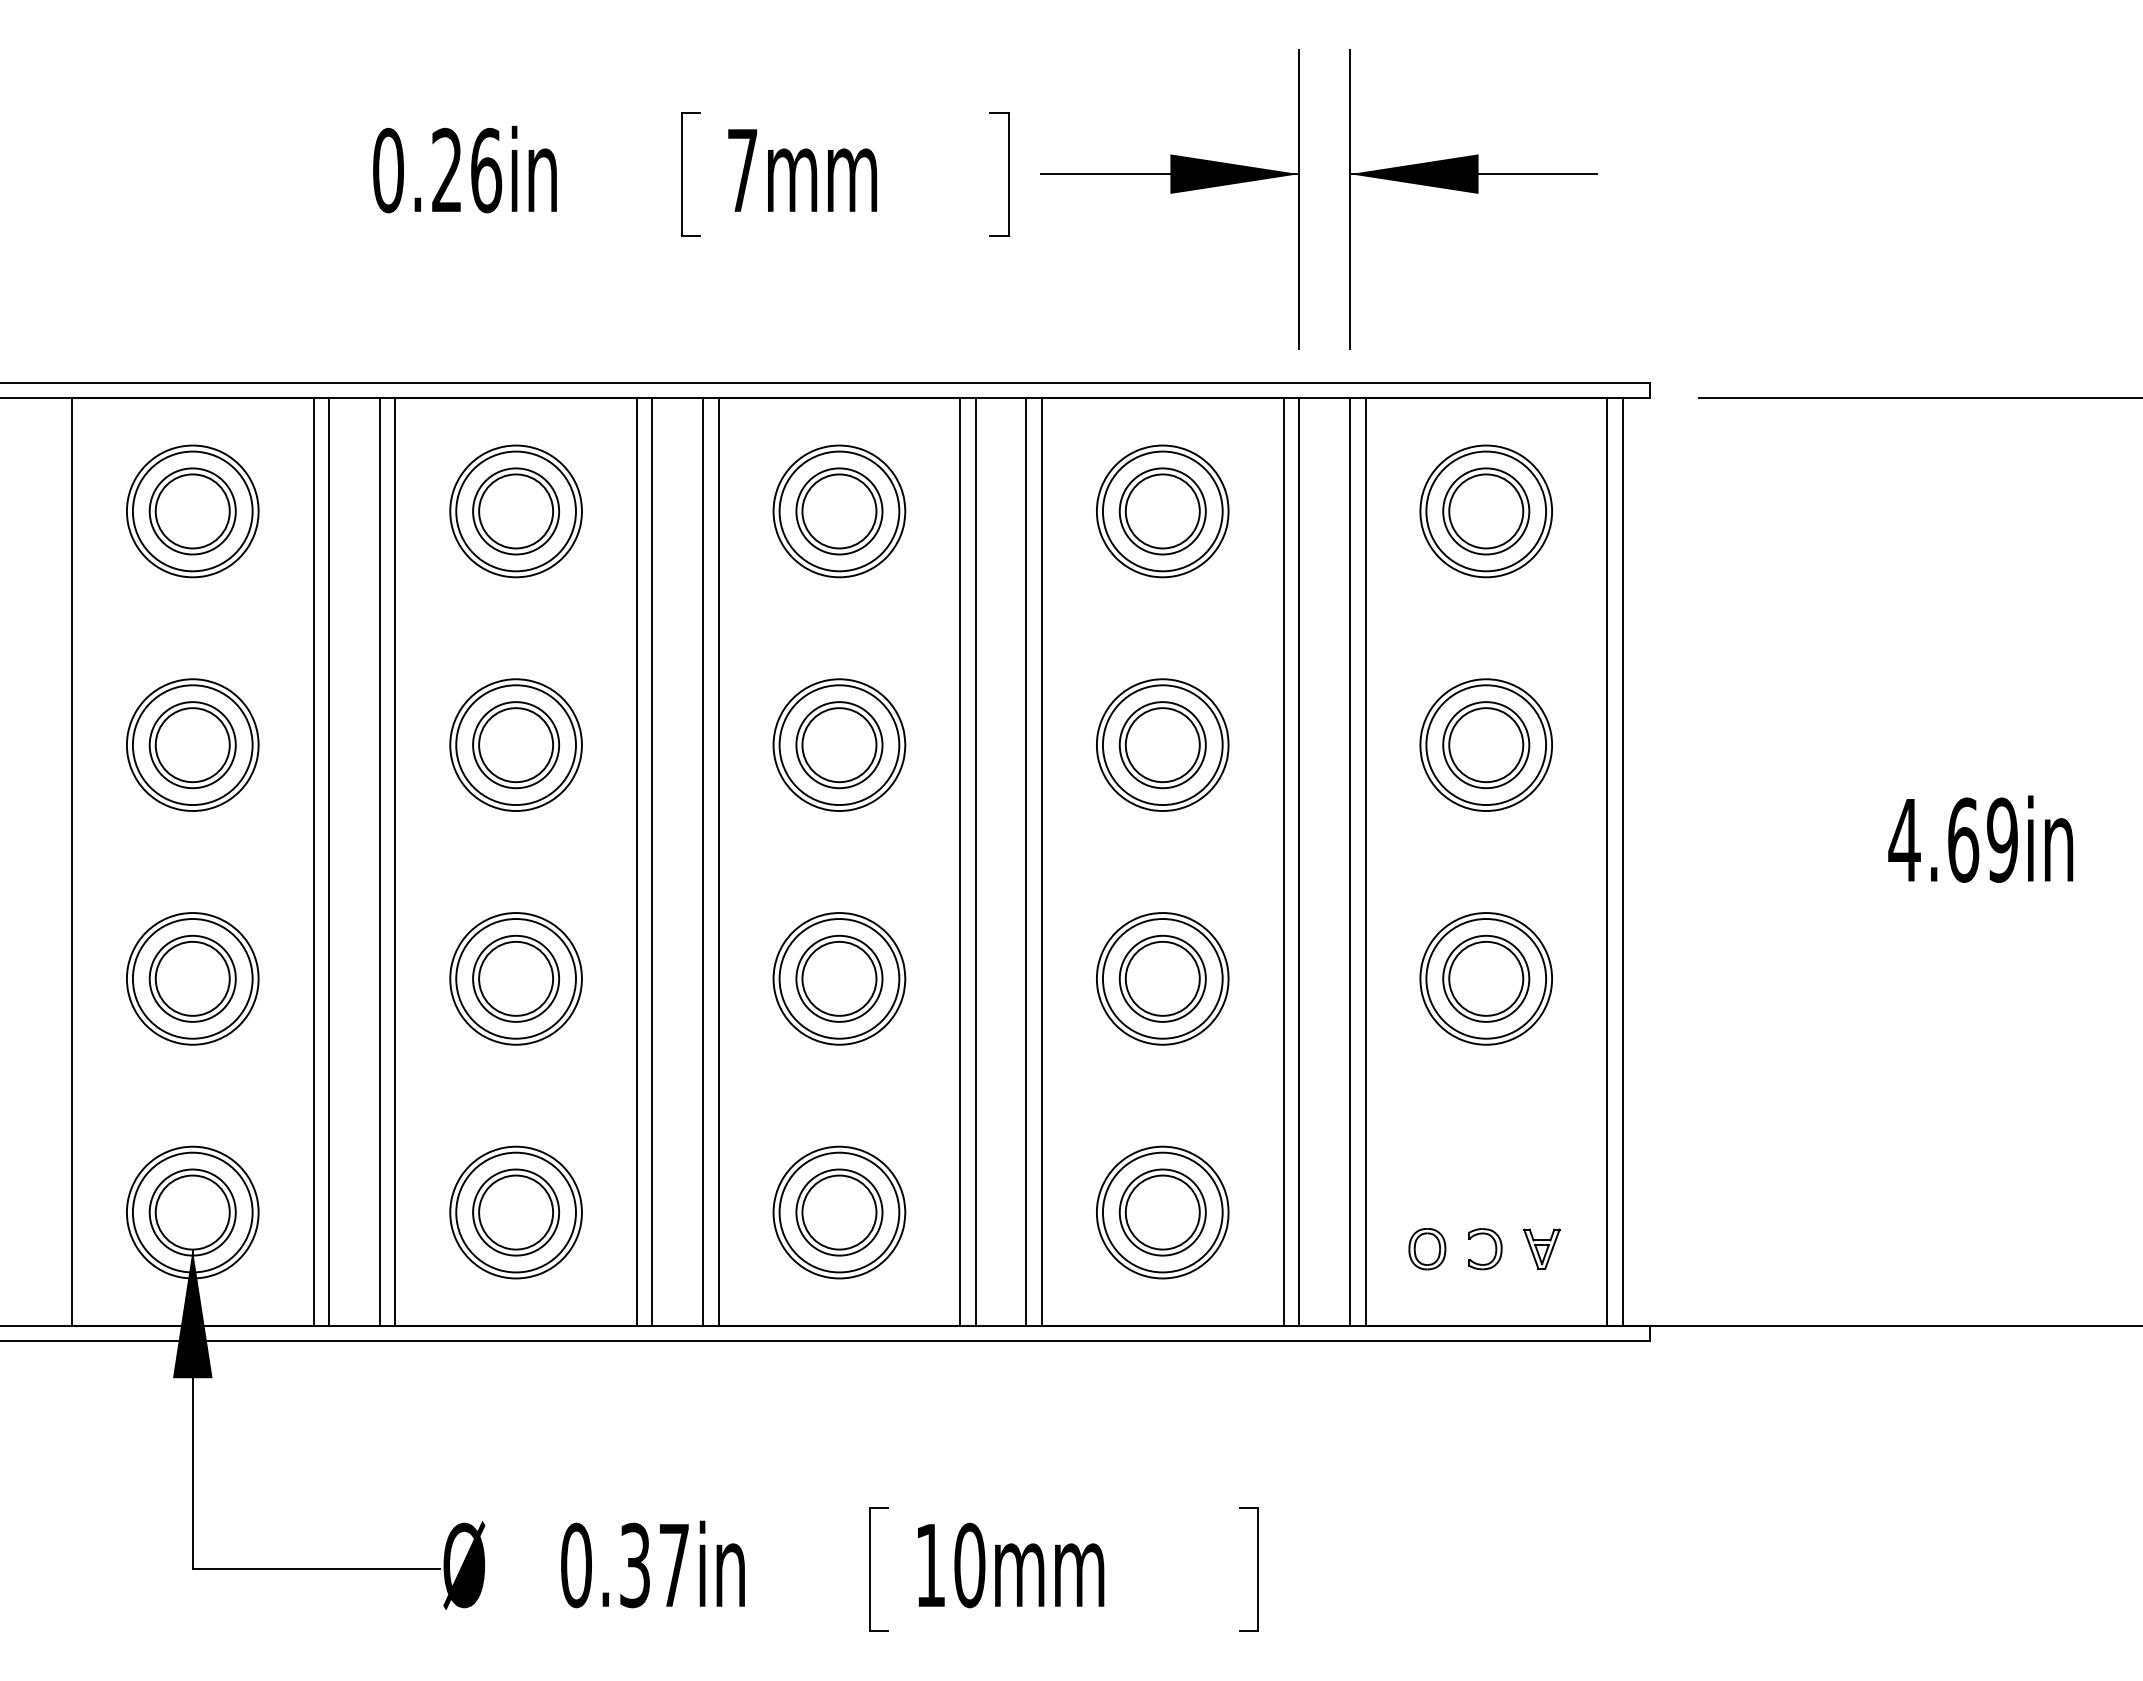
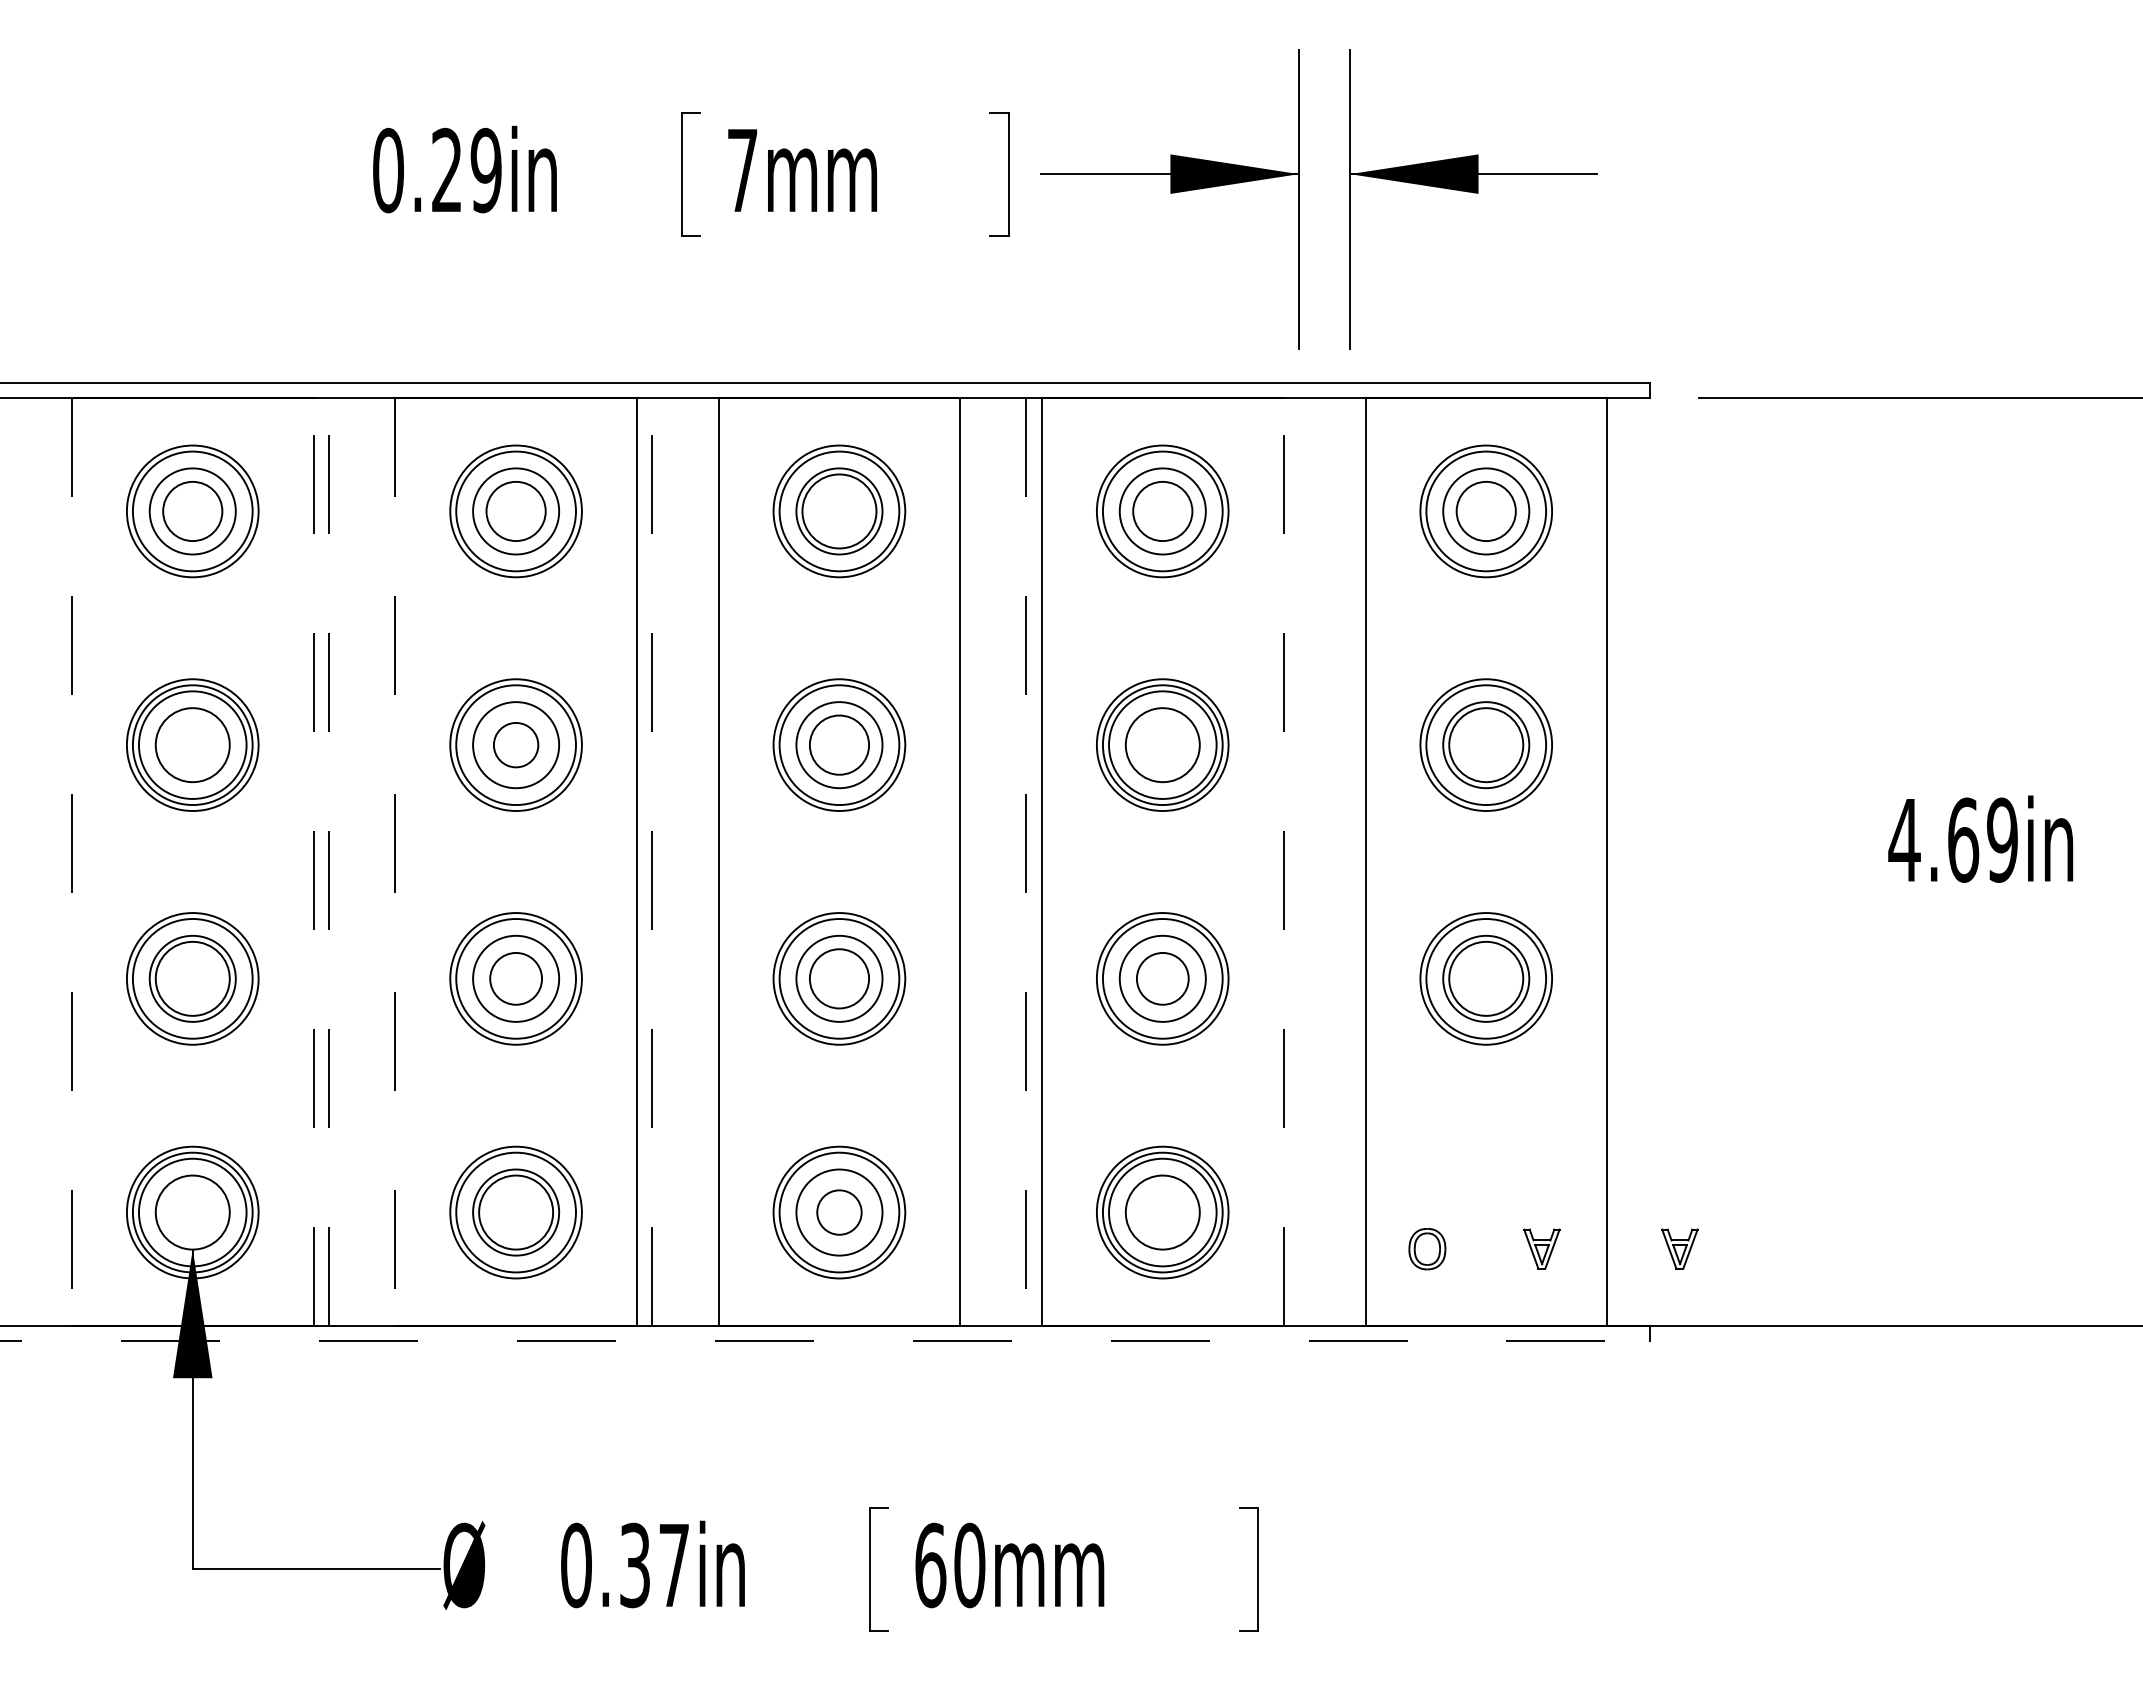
text: 0.26in -> 0.29in (486, 170)
circle diameter: 74 px -> 59 px (192, 511)
circle diameter: 74 px -> 59 px (515, 511)
circle diameter: 74 px -> 59 px (1162, 511)
circle diameter: 74 px -> 59 px (1485, 511)
circle diameter: 86 px -> 108 px (192, 744)
circle diameter: 74 px -> 44 px (515, 744)
circle diameter: 74 px -> 59 px (839, 744)
circle diameter: 86 px -> 108 px (1162, 744)
line: present -> none (379, 861)
line: present -> none (703, 861)
line: present -> none (975, 861)
line: present -> none (1299, 861)
line: present -> none (1349, 861)
line: present -> none (1622, 861)
line: solid -> dashed (72, 862)
line: solid -> dashed (313, 862)
line: solid -> dashed (329, 862)
line: solid -> dashed (395, 862)
line: solid -> dashed (652, 862)
line: solid -> dashed (1026, 862)
line: solid -> dashed (1283, 862)
circle diameter: 74 px -> 52 px (516, 978)
circle diameter: 74 px -> 59 px (839, 978)
circle diameter: 74 px -> 52 px (1162, 978)
circle diameter: 86 px -> 108 px (192, 1212)
circle diameter: 74 px -> 44 px (839, 1212)
circle diameter: 86 px -> 108 px (1162, 1212)
part: none -> present (1679, 1248)
part: present -> none (1495, 1249)
line: solid -> dashed (825, 1341)
text: 10mm -> 60mm (930, 1565)
